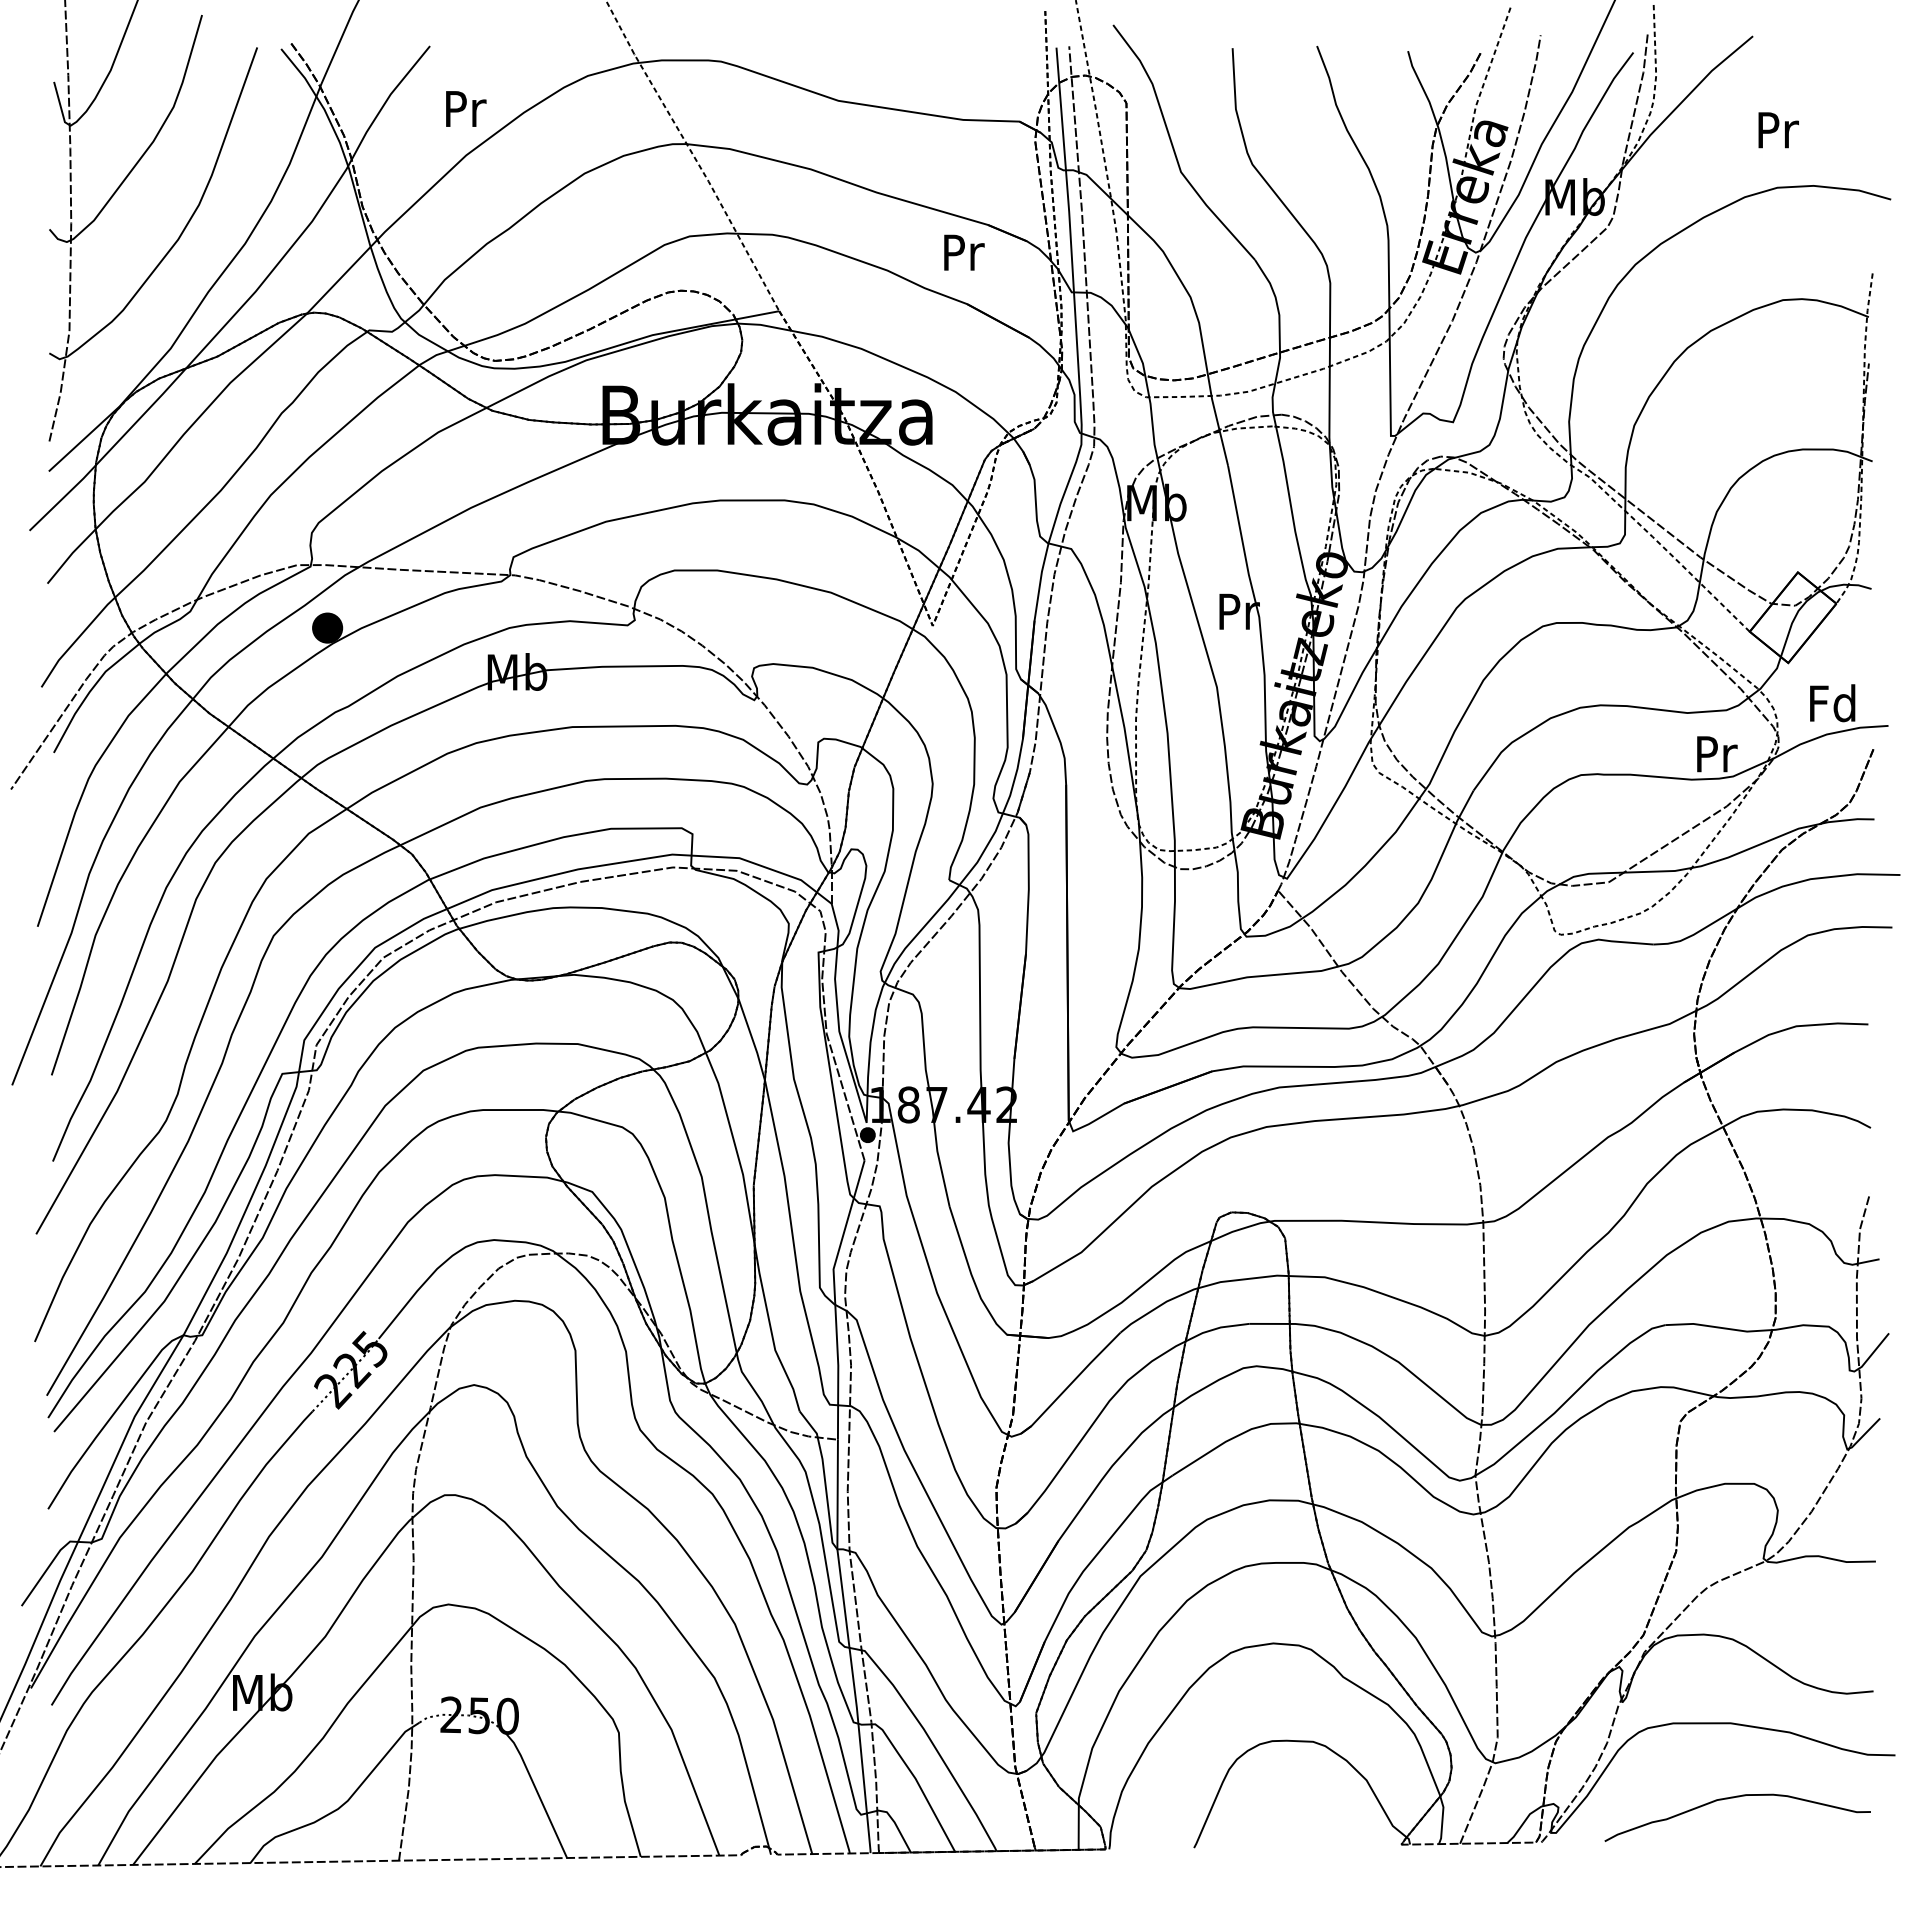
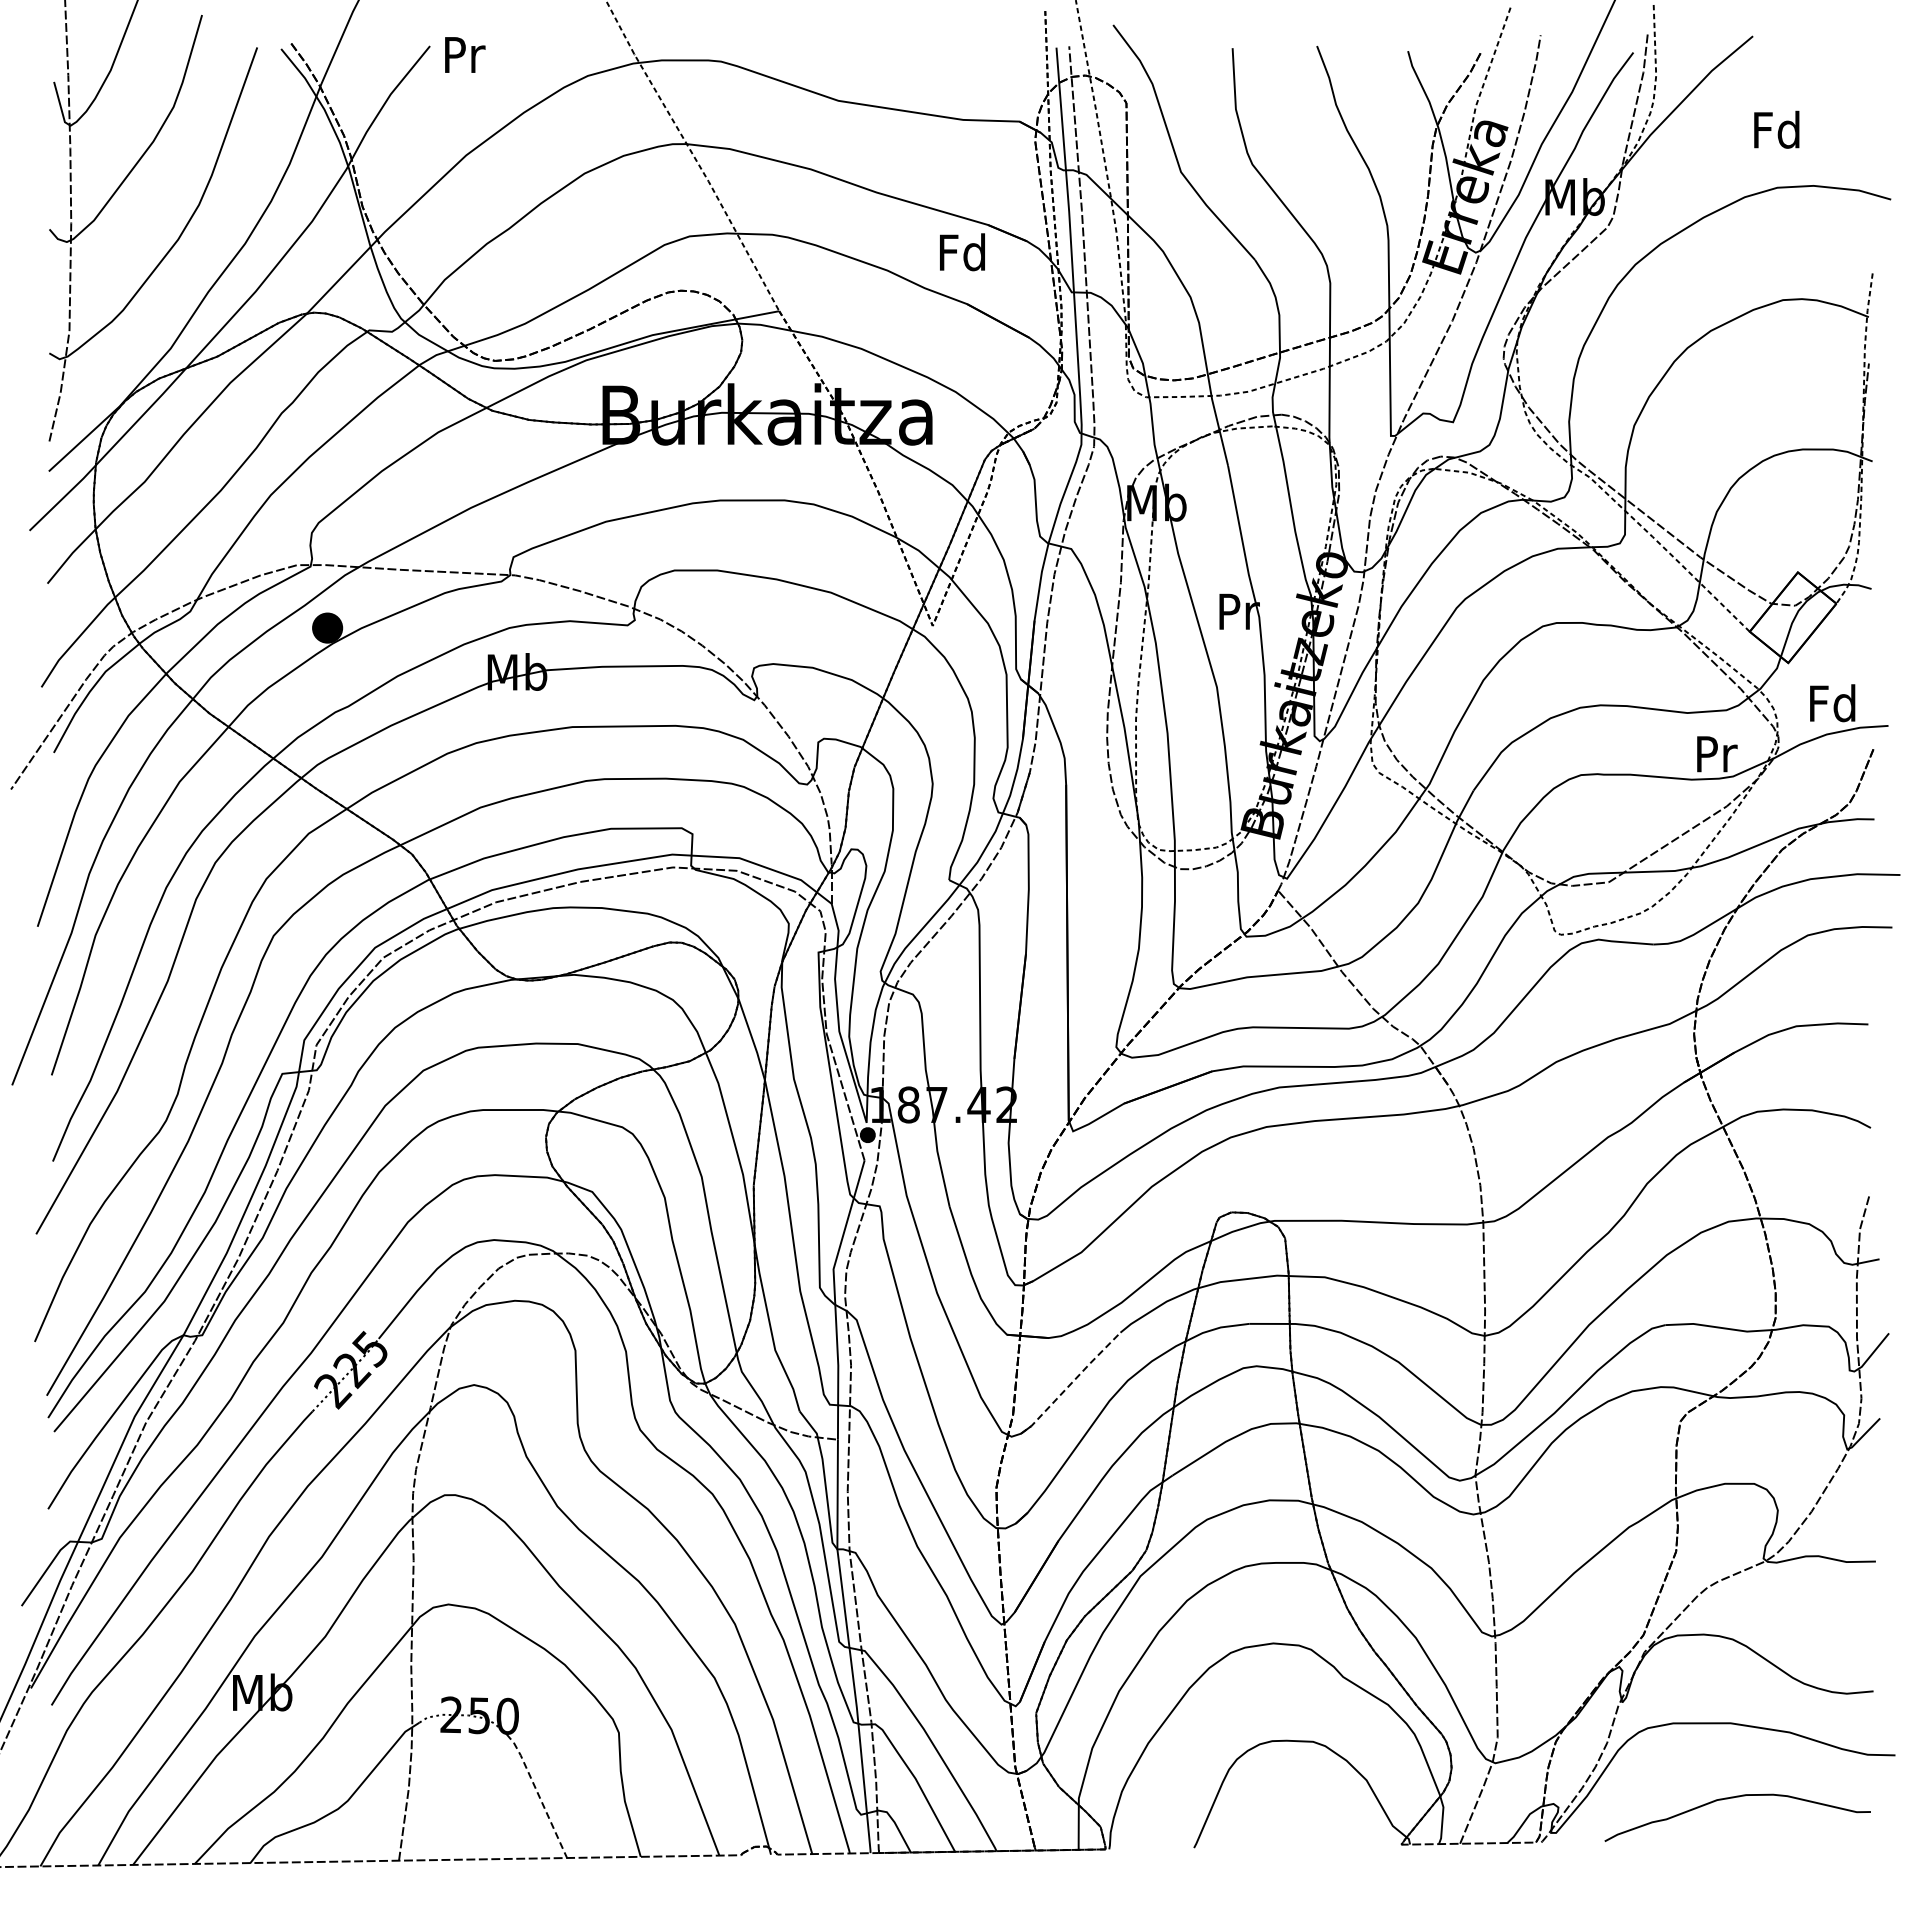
text position: (466, 108) -> (465, 54) (465, 54)
text: Pr -> Fd (1776, 129)
text: Pr -> Fd (962, 252)
line: solid -> dashed (1071, 1383)
line: solid -> dashed (537, 1793)
